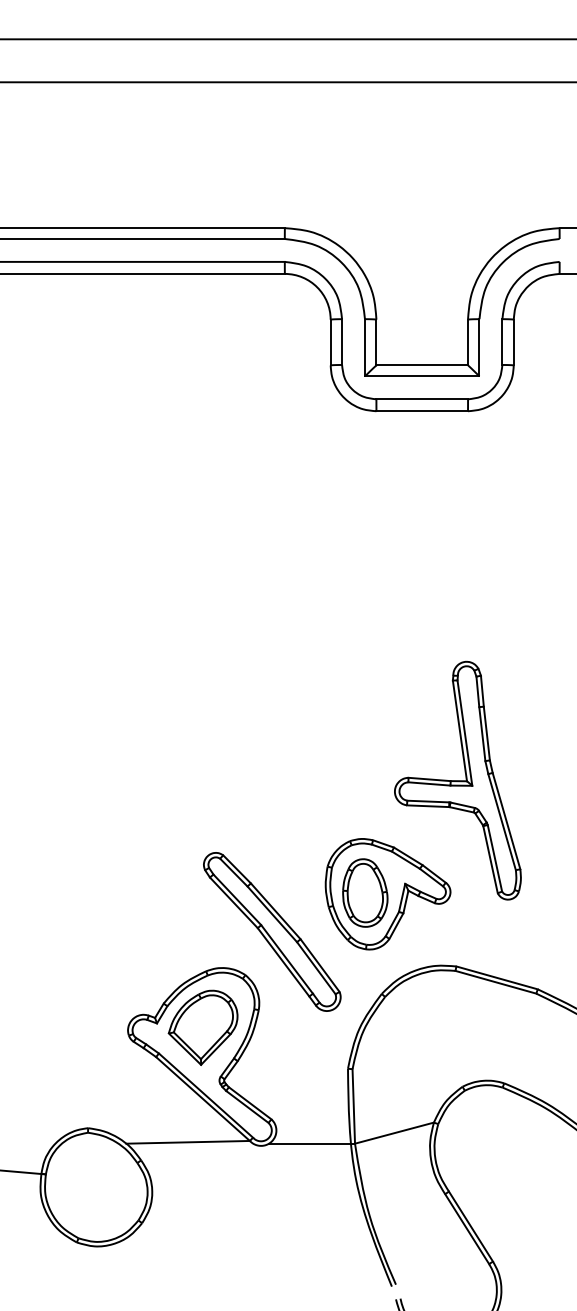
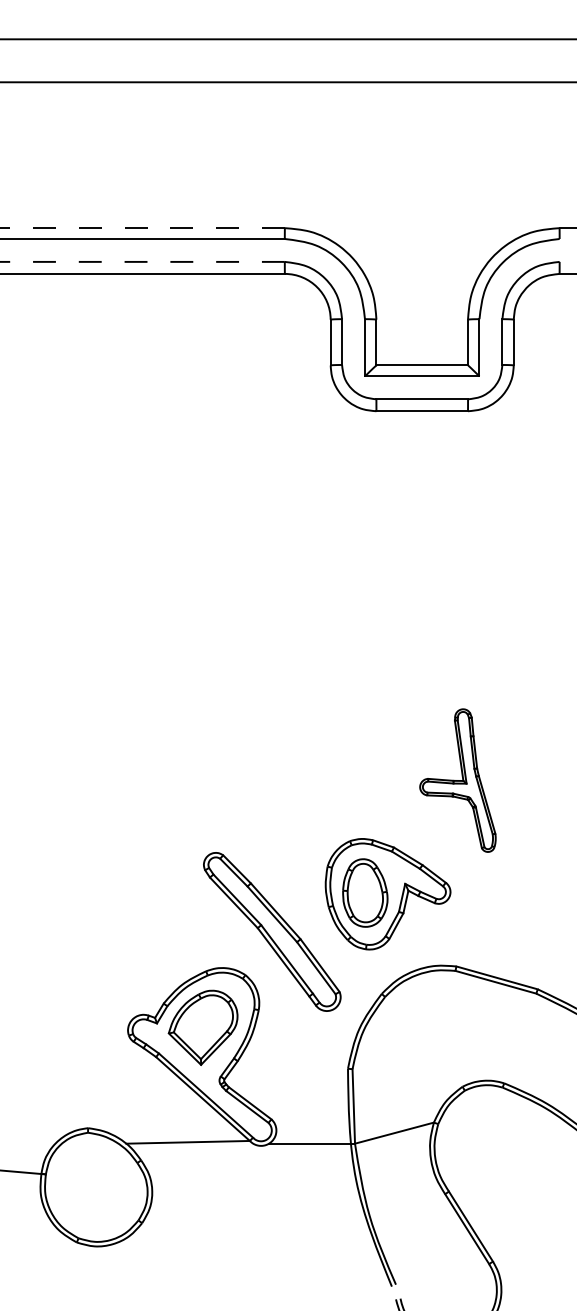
line: solid -> dashed (141, 228)
line: solid -> dashed (142, 261)
part size: 128x241 px -> 78x145 px (457, 780)
